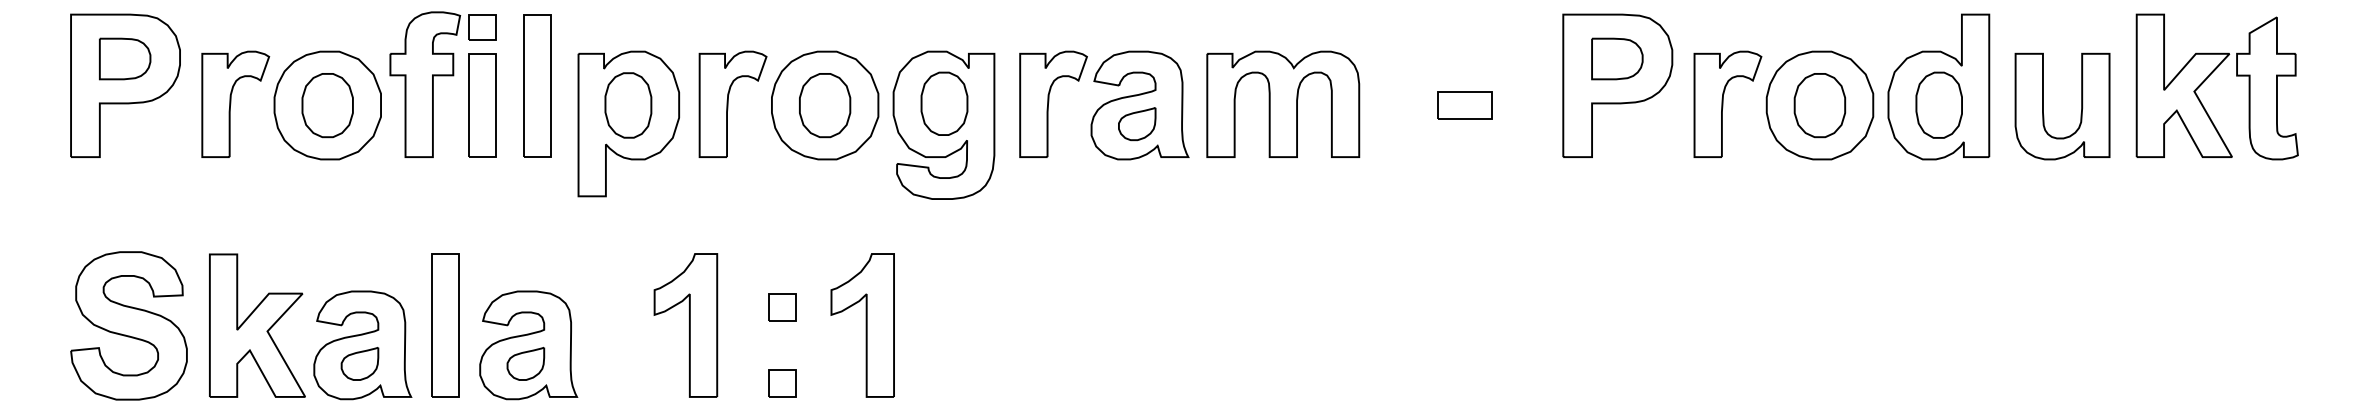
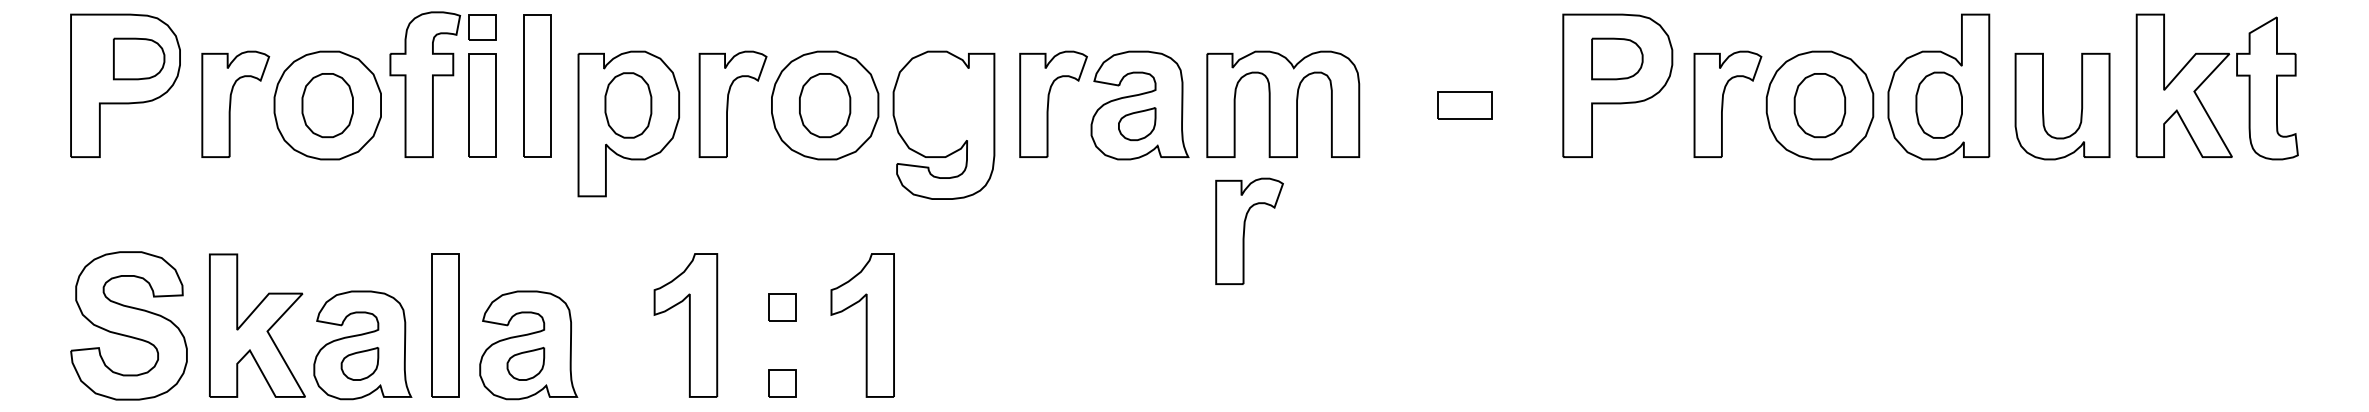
part position: (125, 58) -> (139, 58) (139, 58)
part: present -> none (944, 103)
part: none -> present (1249, 230)
